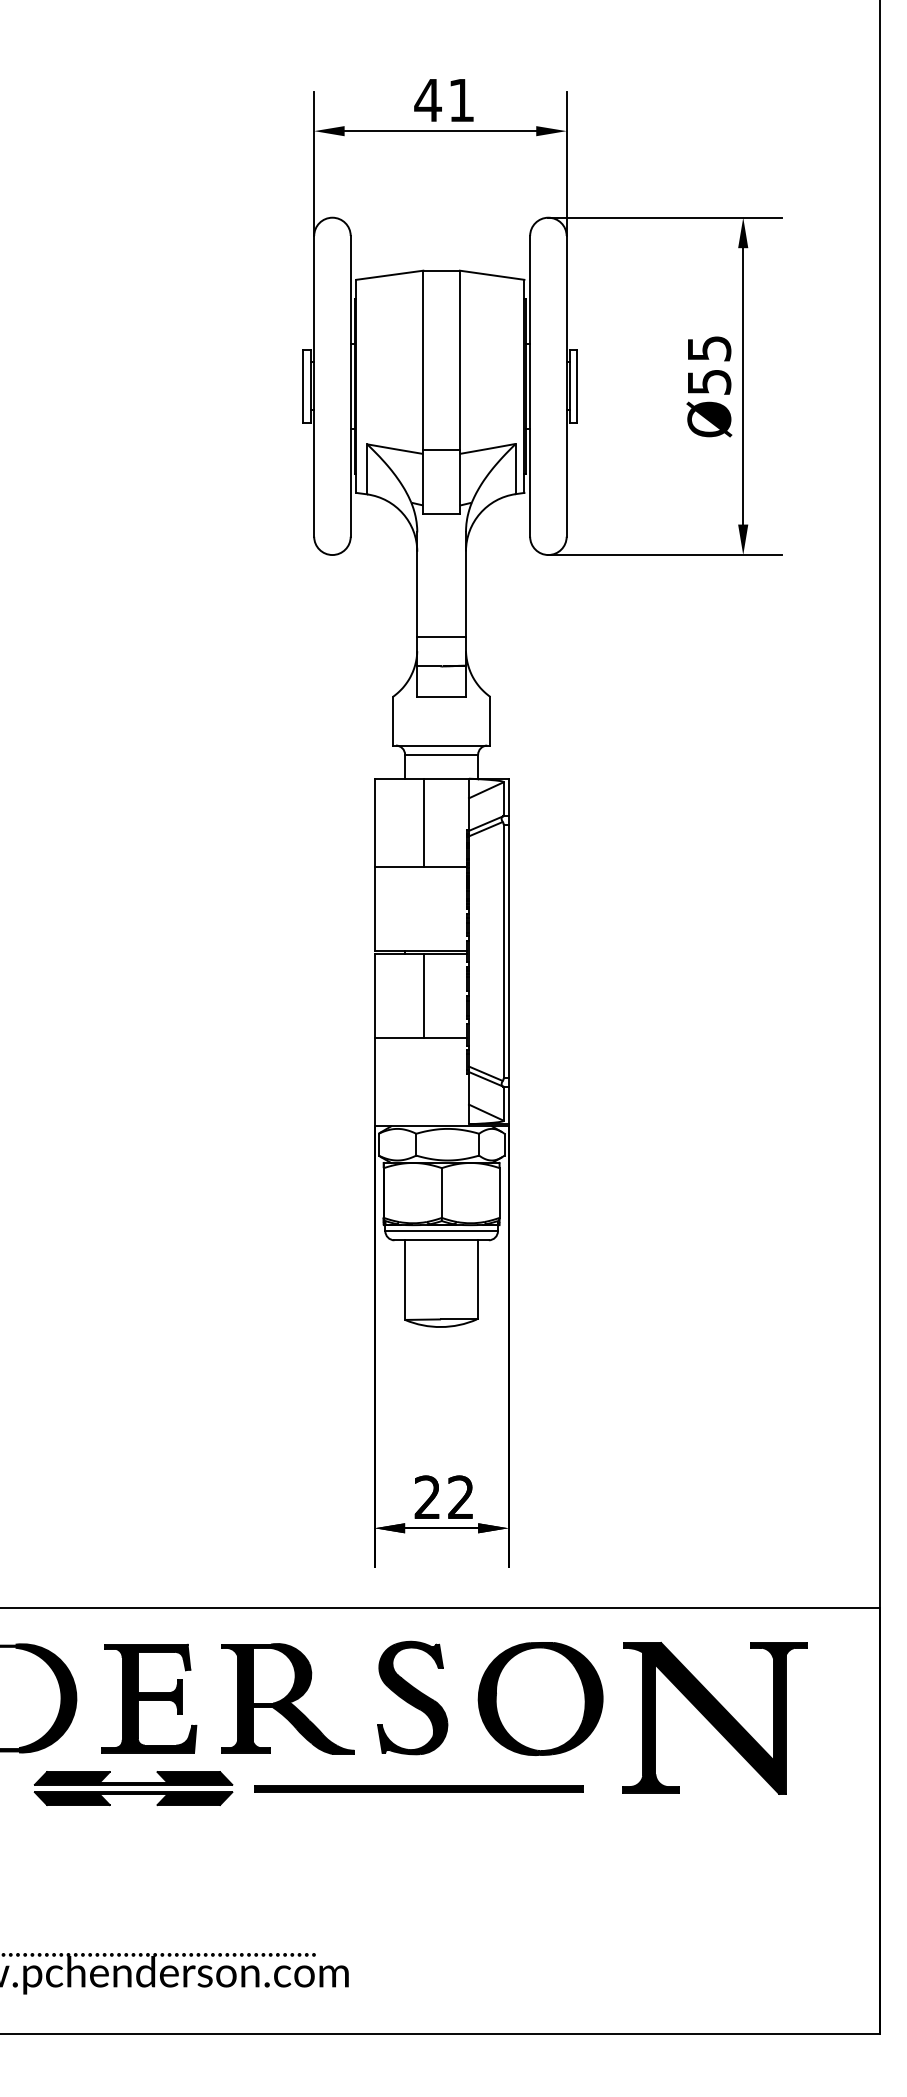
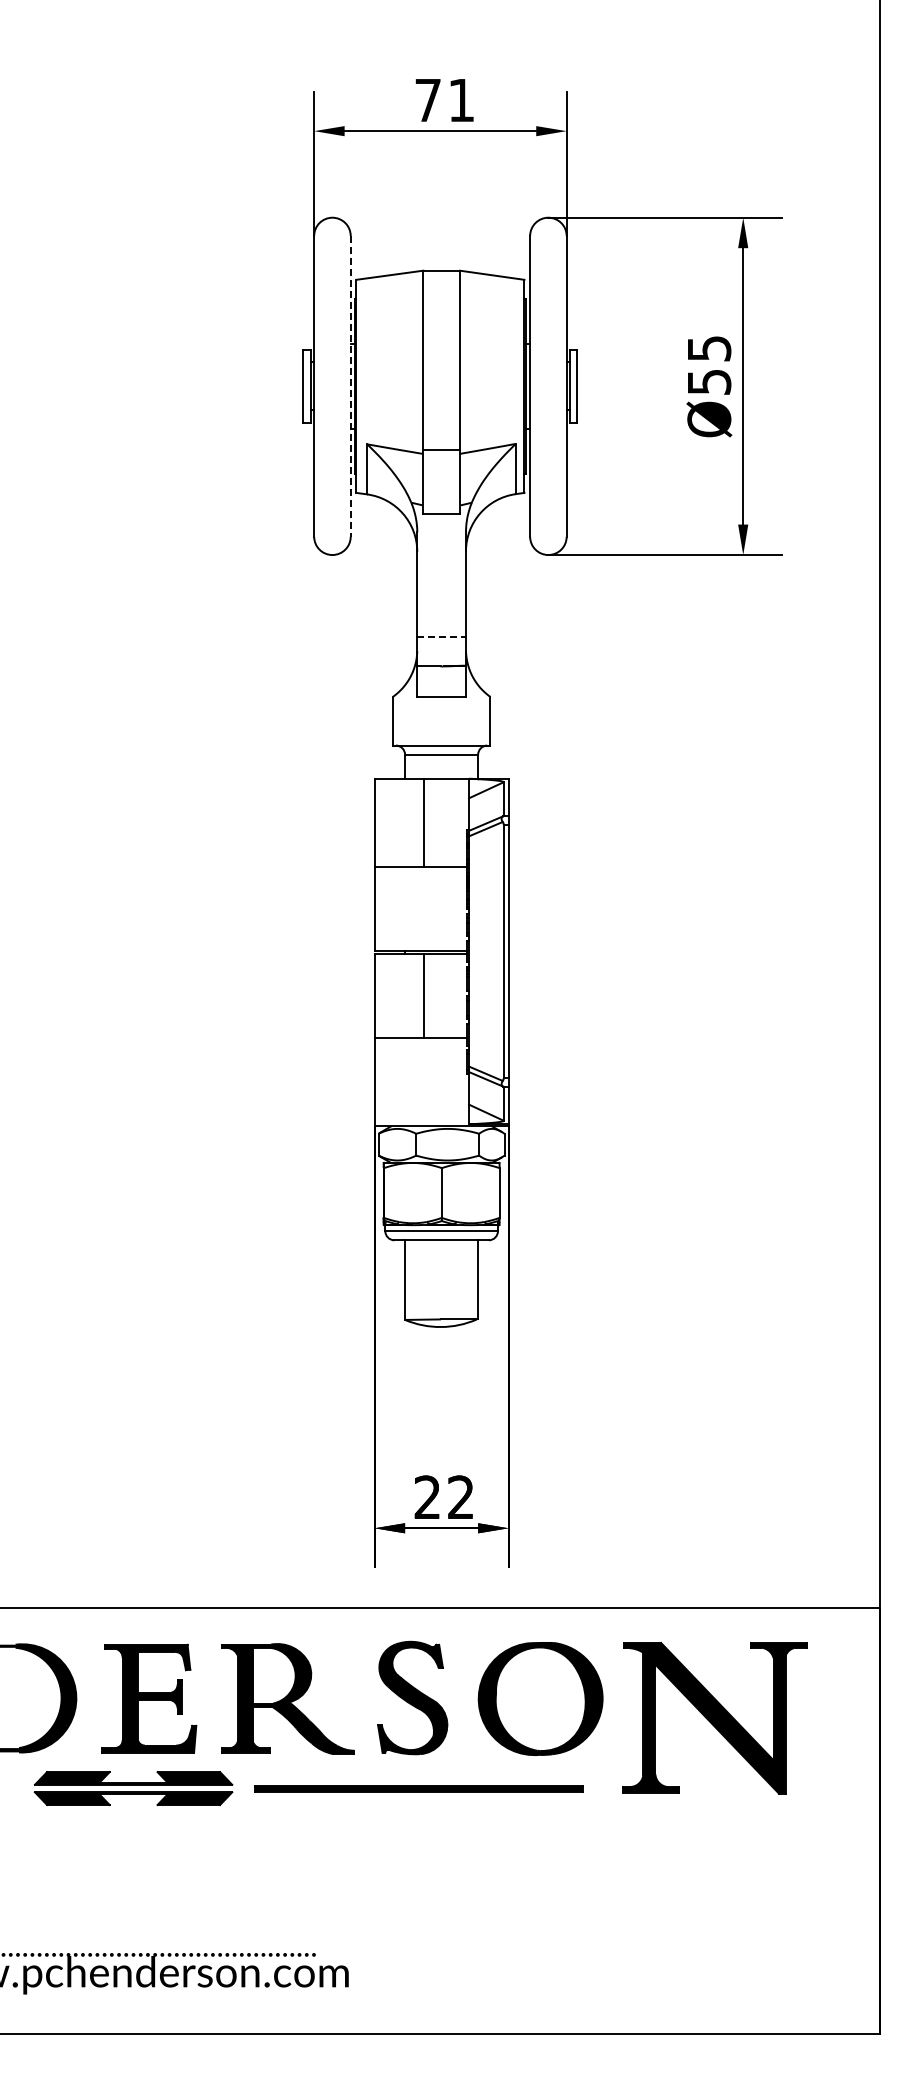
text: 41 -> 71 (427, 100)
line: solid -> dashed (350, 386)
line: solid -> dashed (442, 636)
